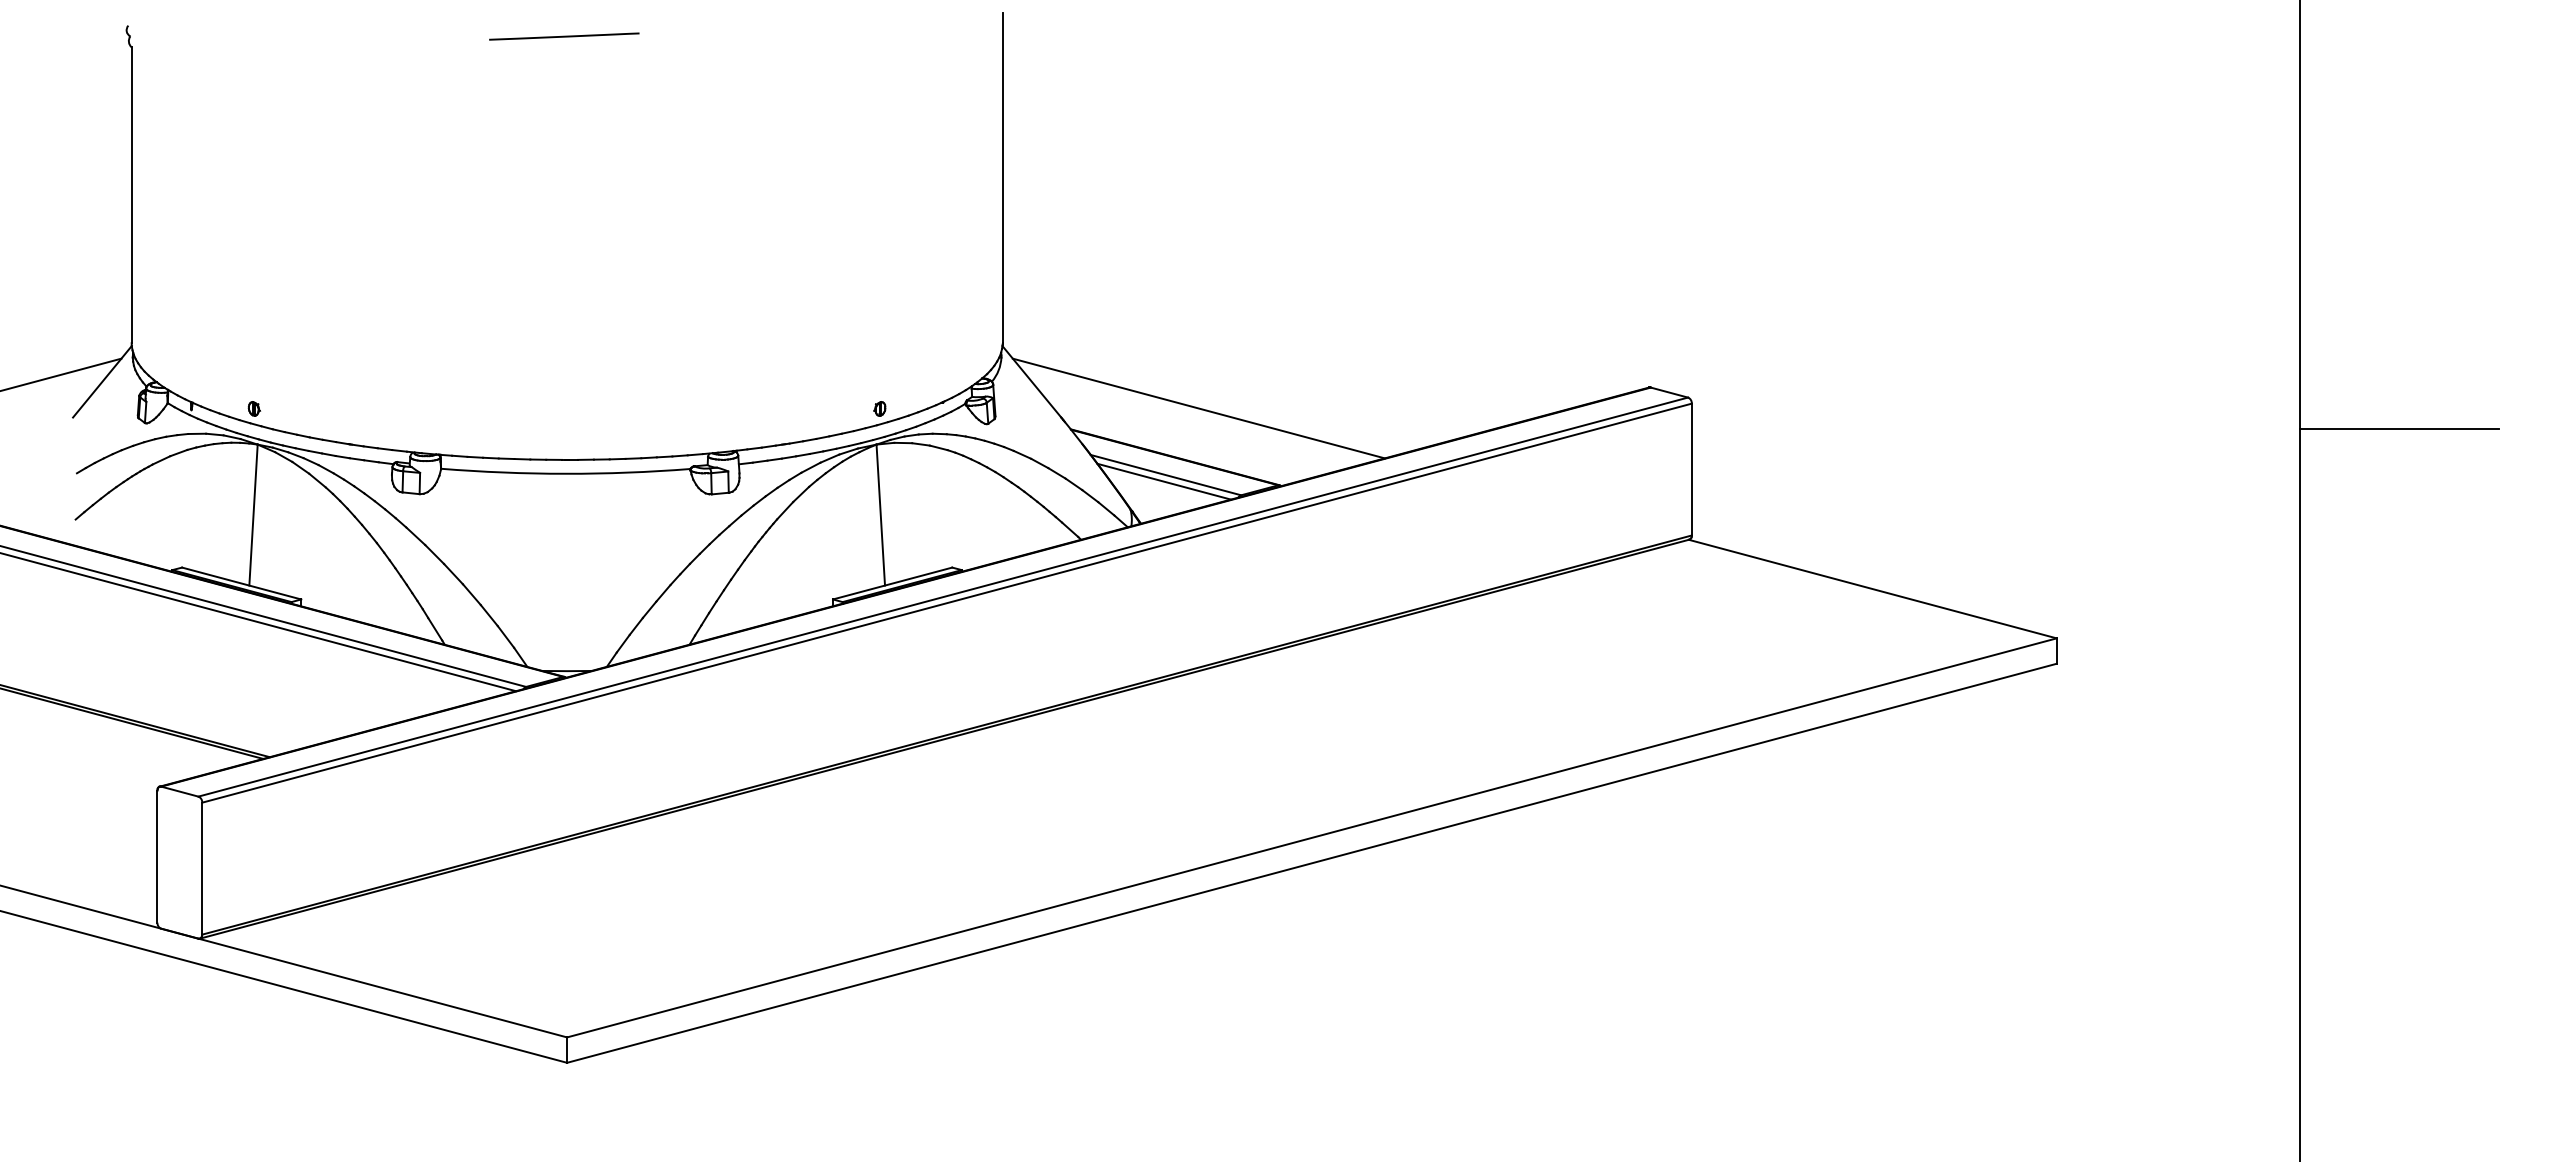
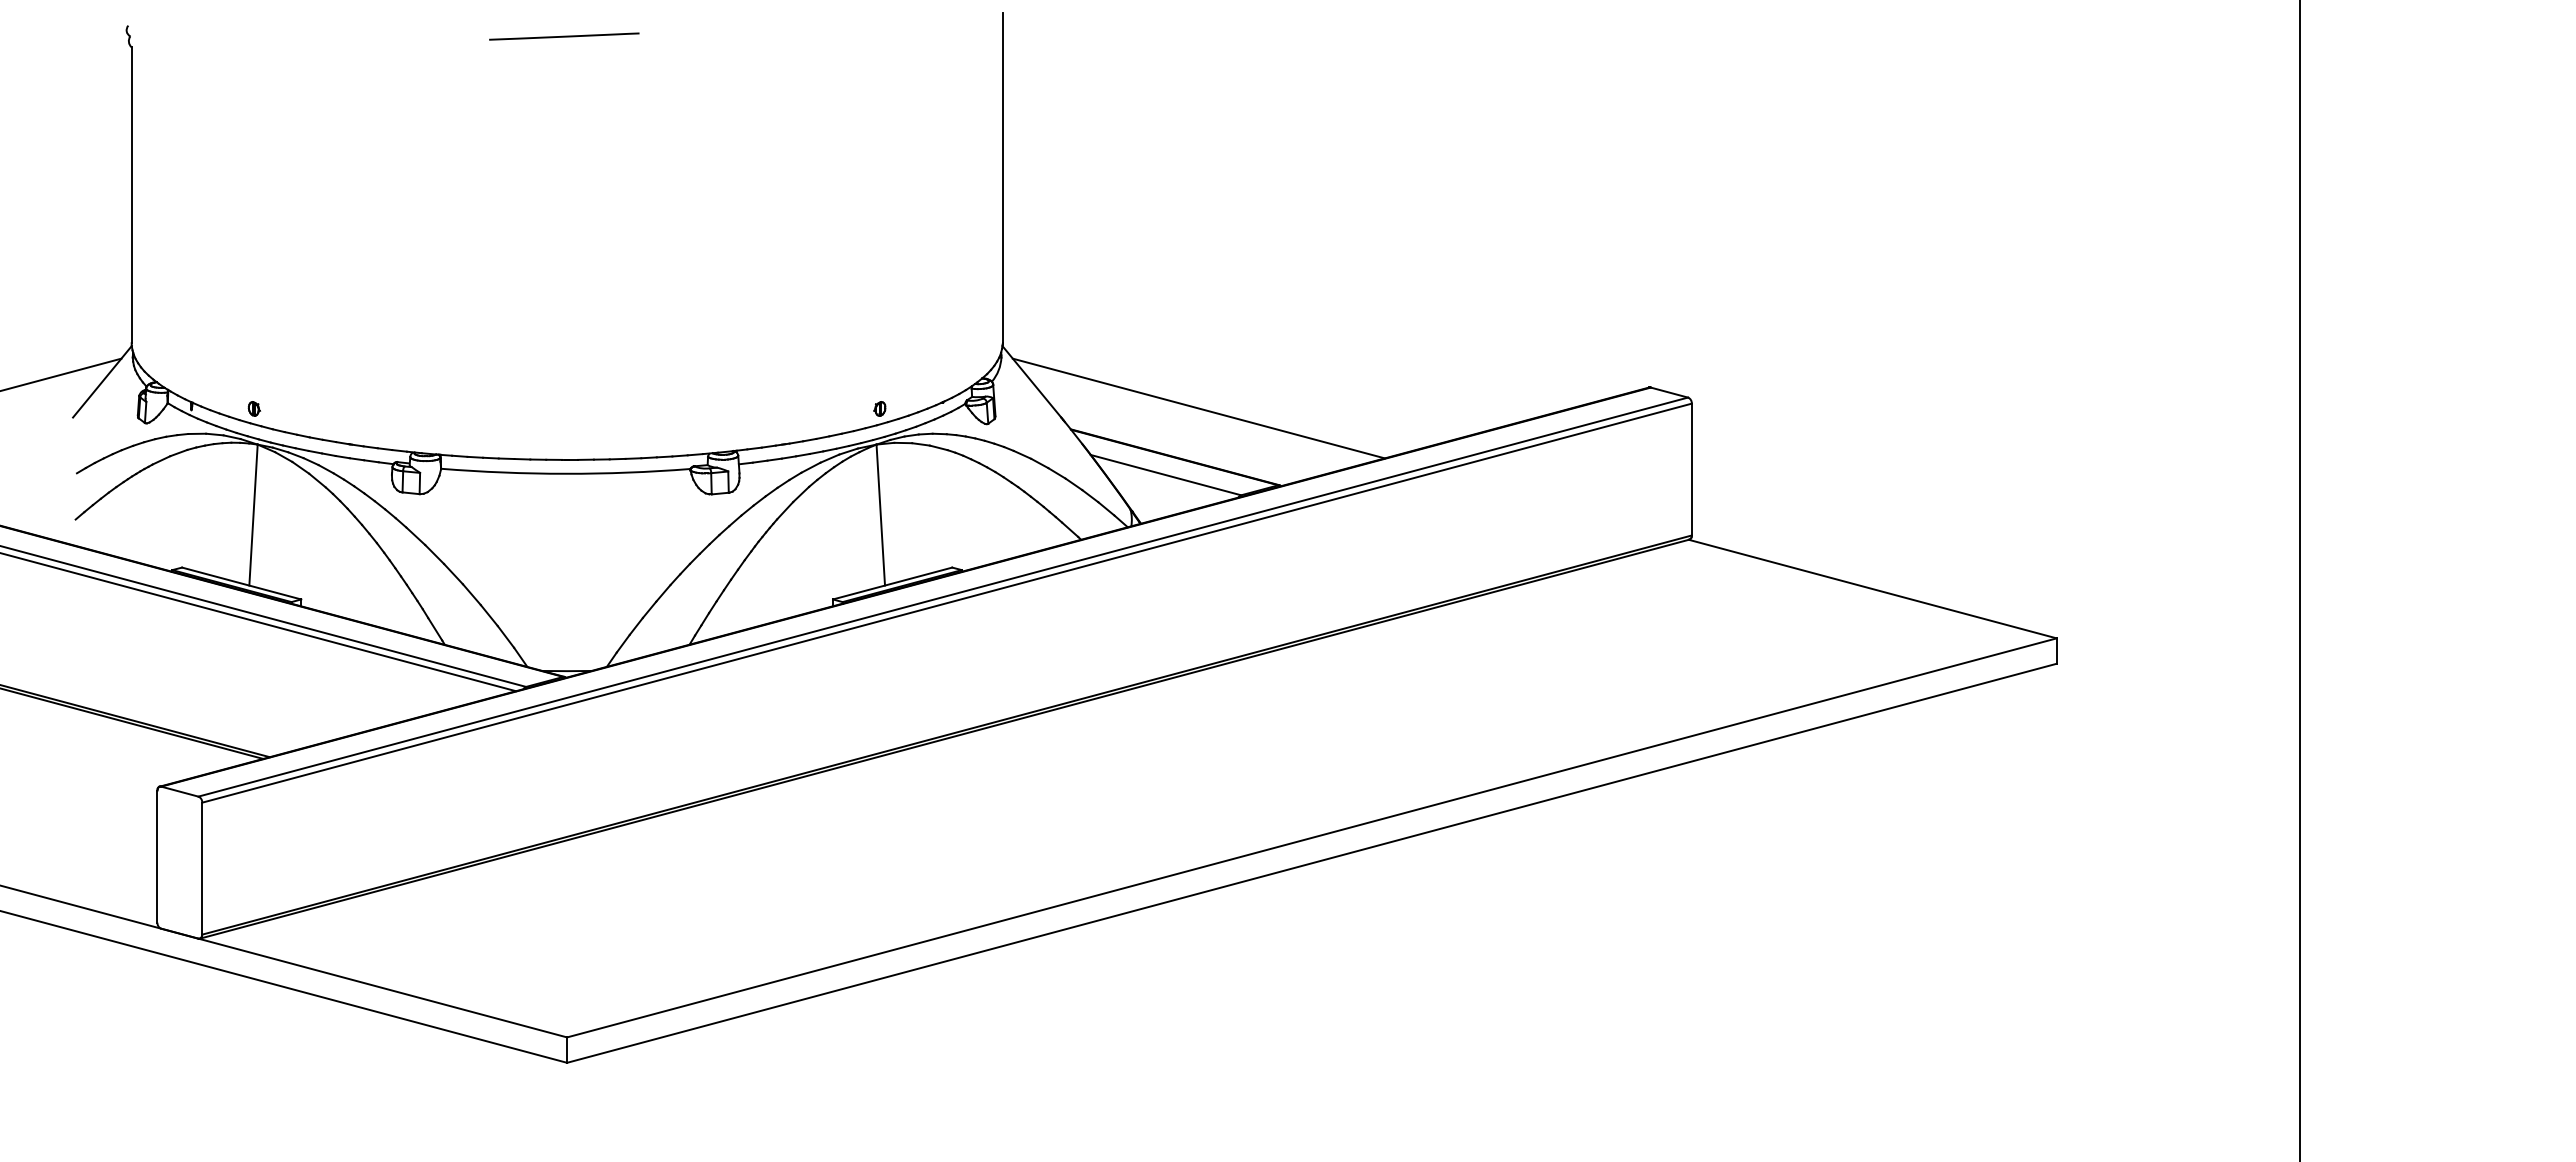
line: present -> none (2398, 428)
line: present -> none (1163, 481)
